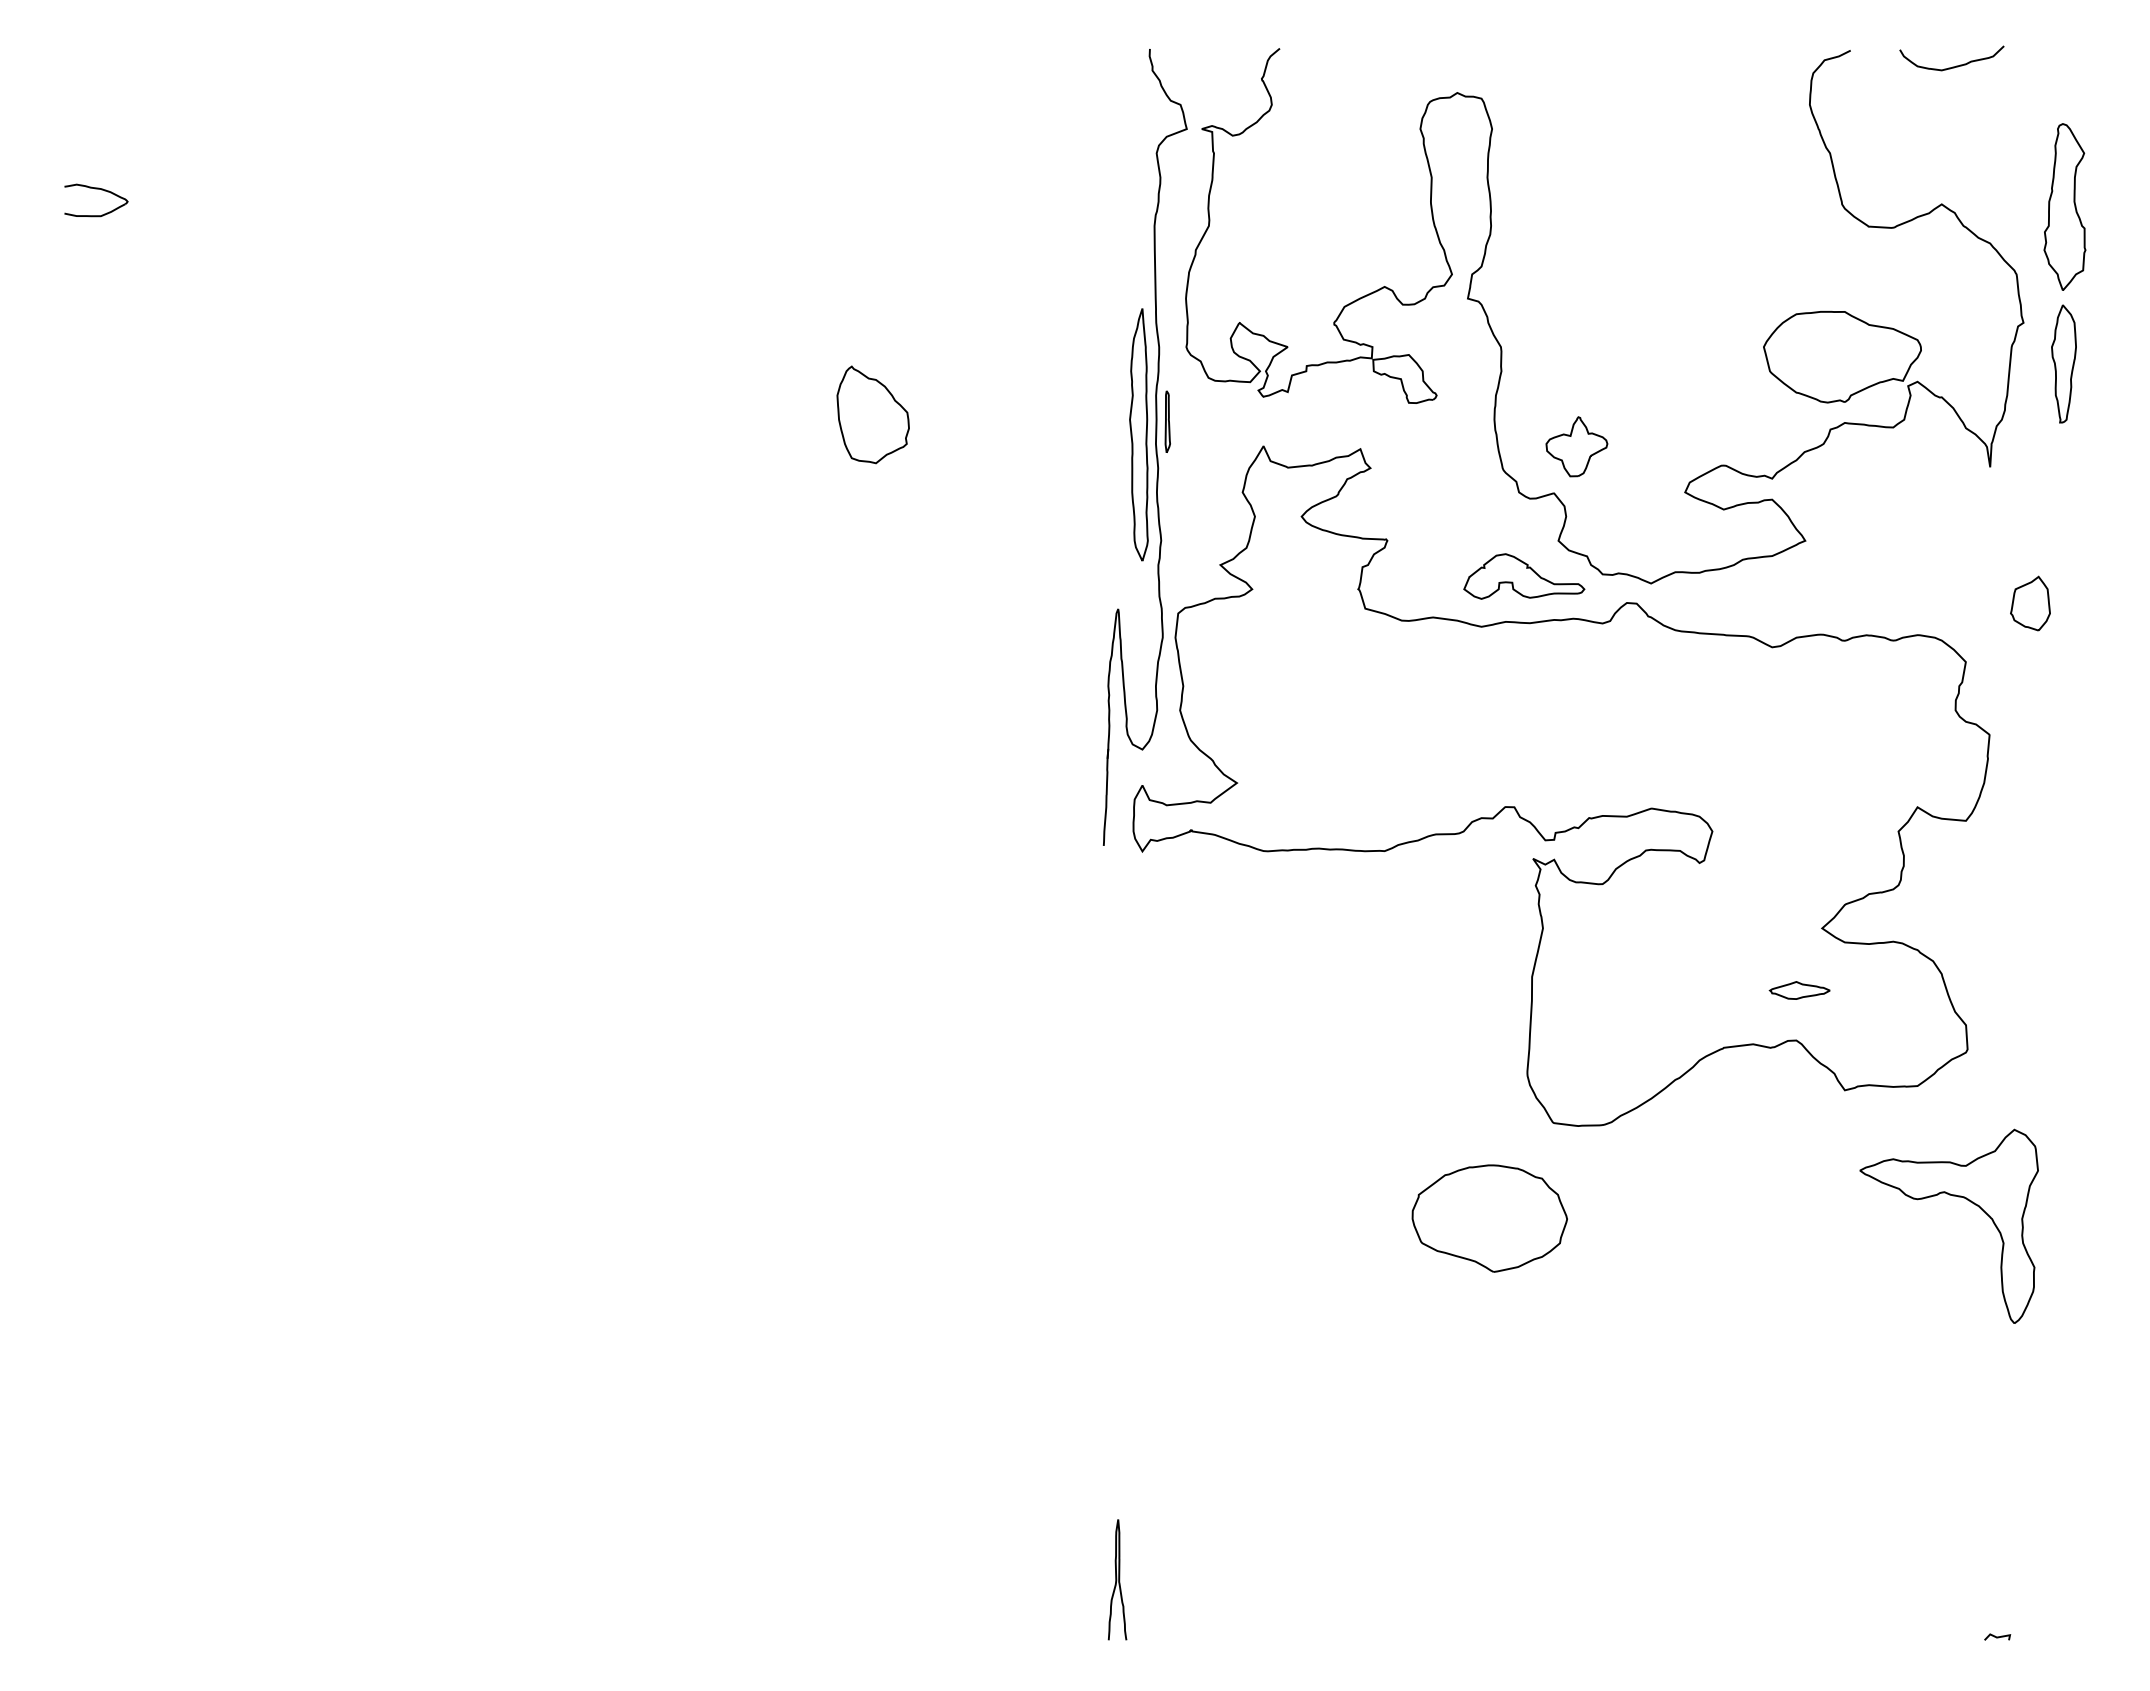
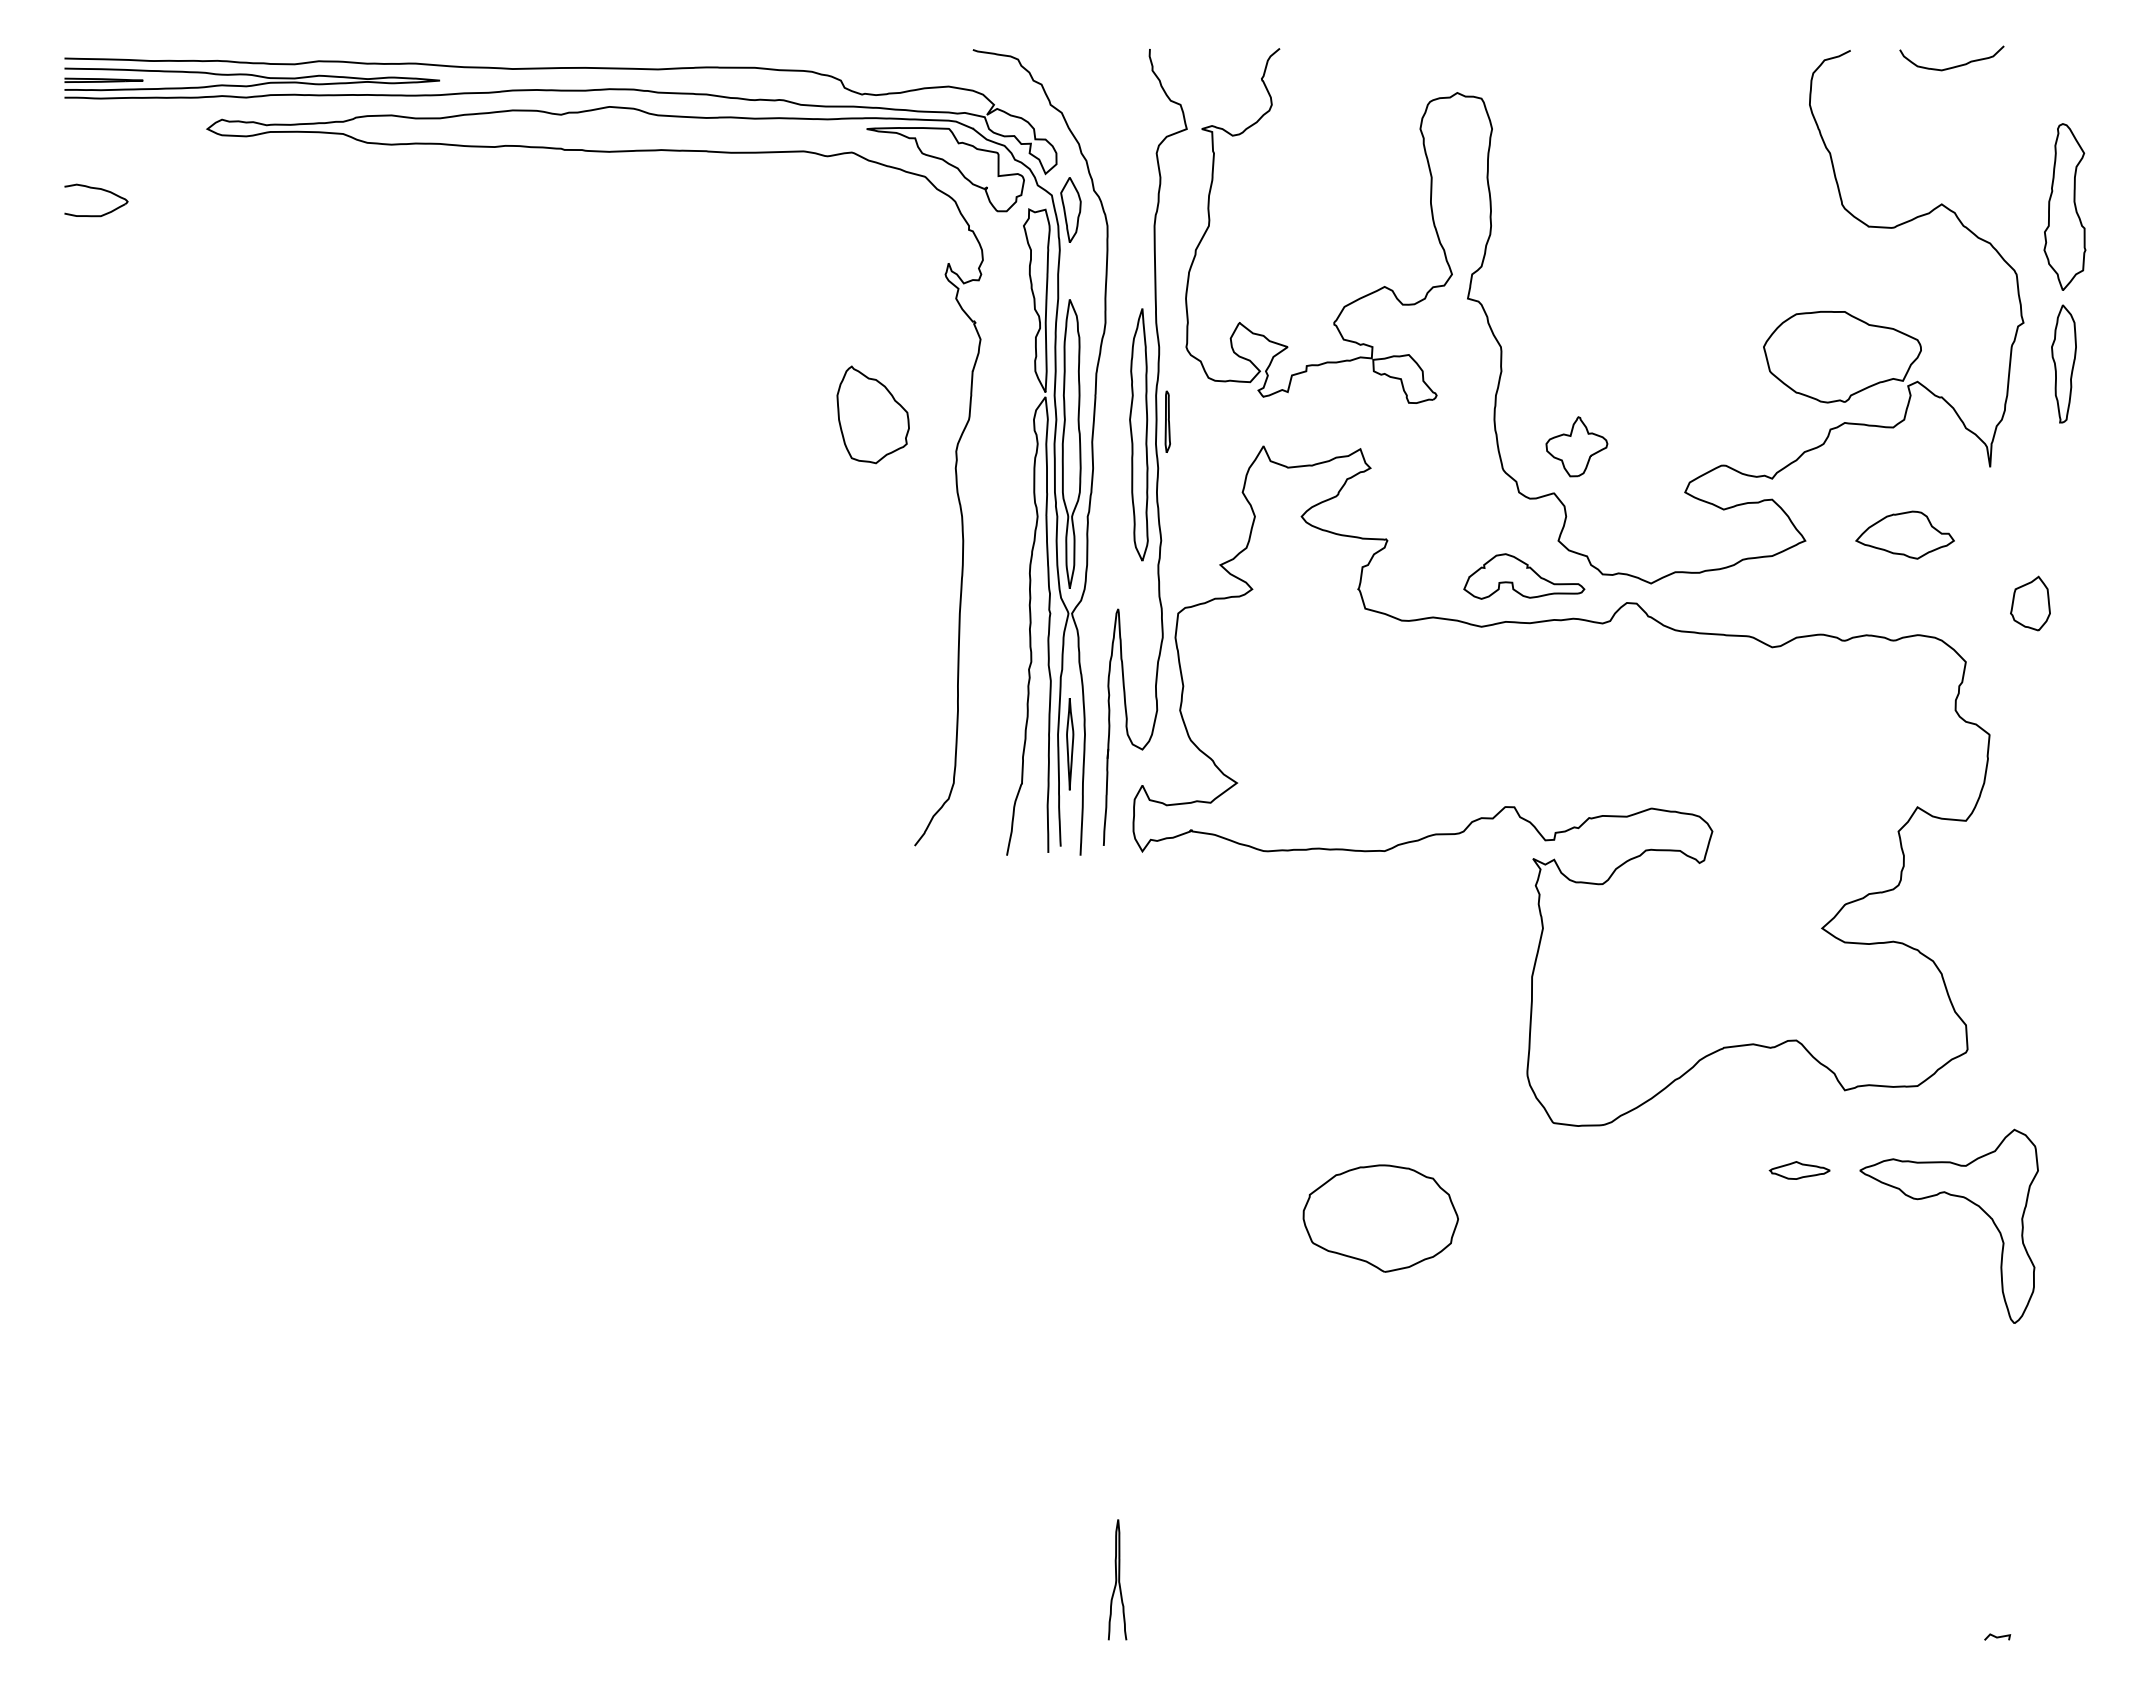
part: none -> present (593, 152)
part: none -> present (1904, 534)
part position: (1799, 990) -> (1799, 1170) (1799, 1170)
part position: (1489, 1218) -> (1380, 1218) (1380, 1218)
